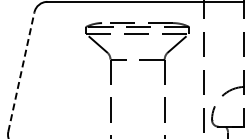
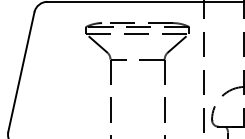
line: dashed -> solid (21, 71)
